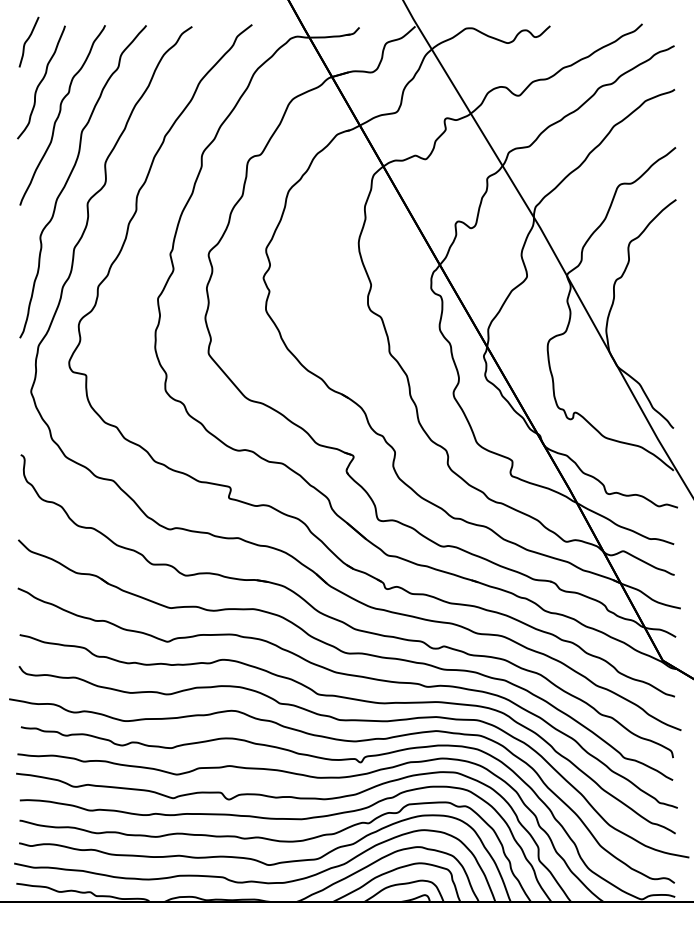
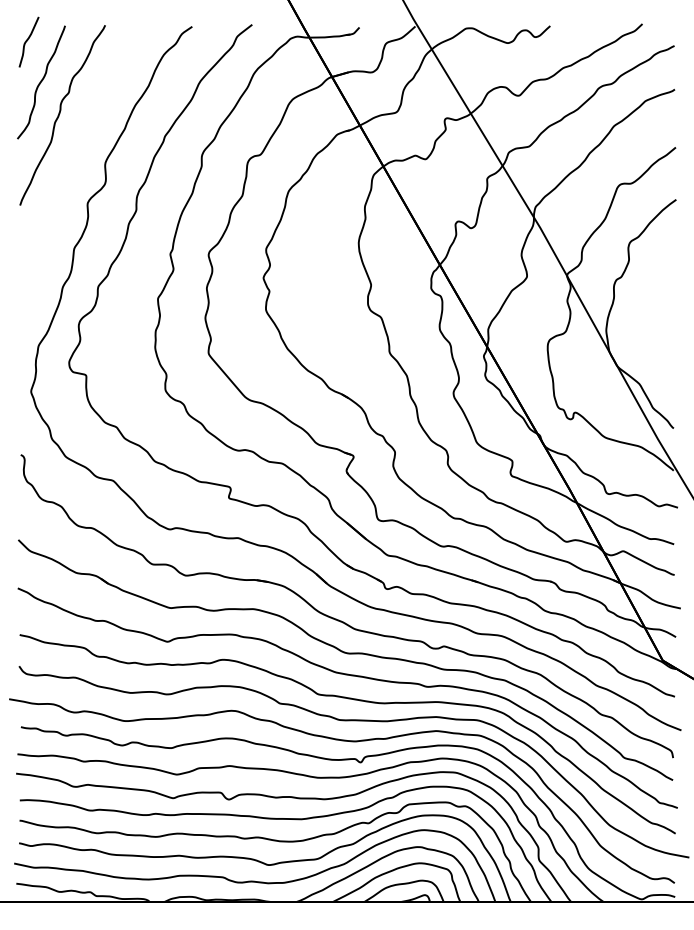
curve: present -> none (70, 176)
